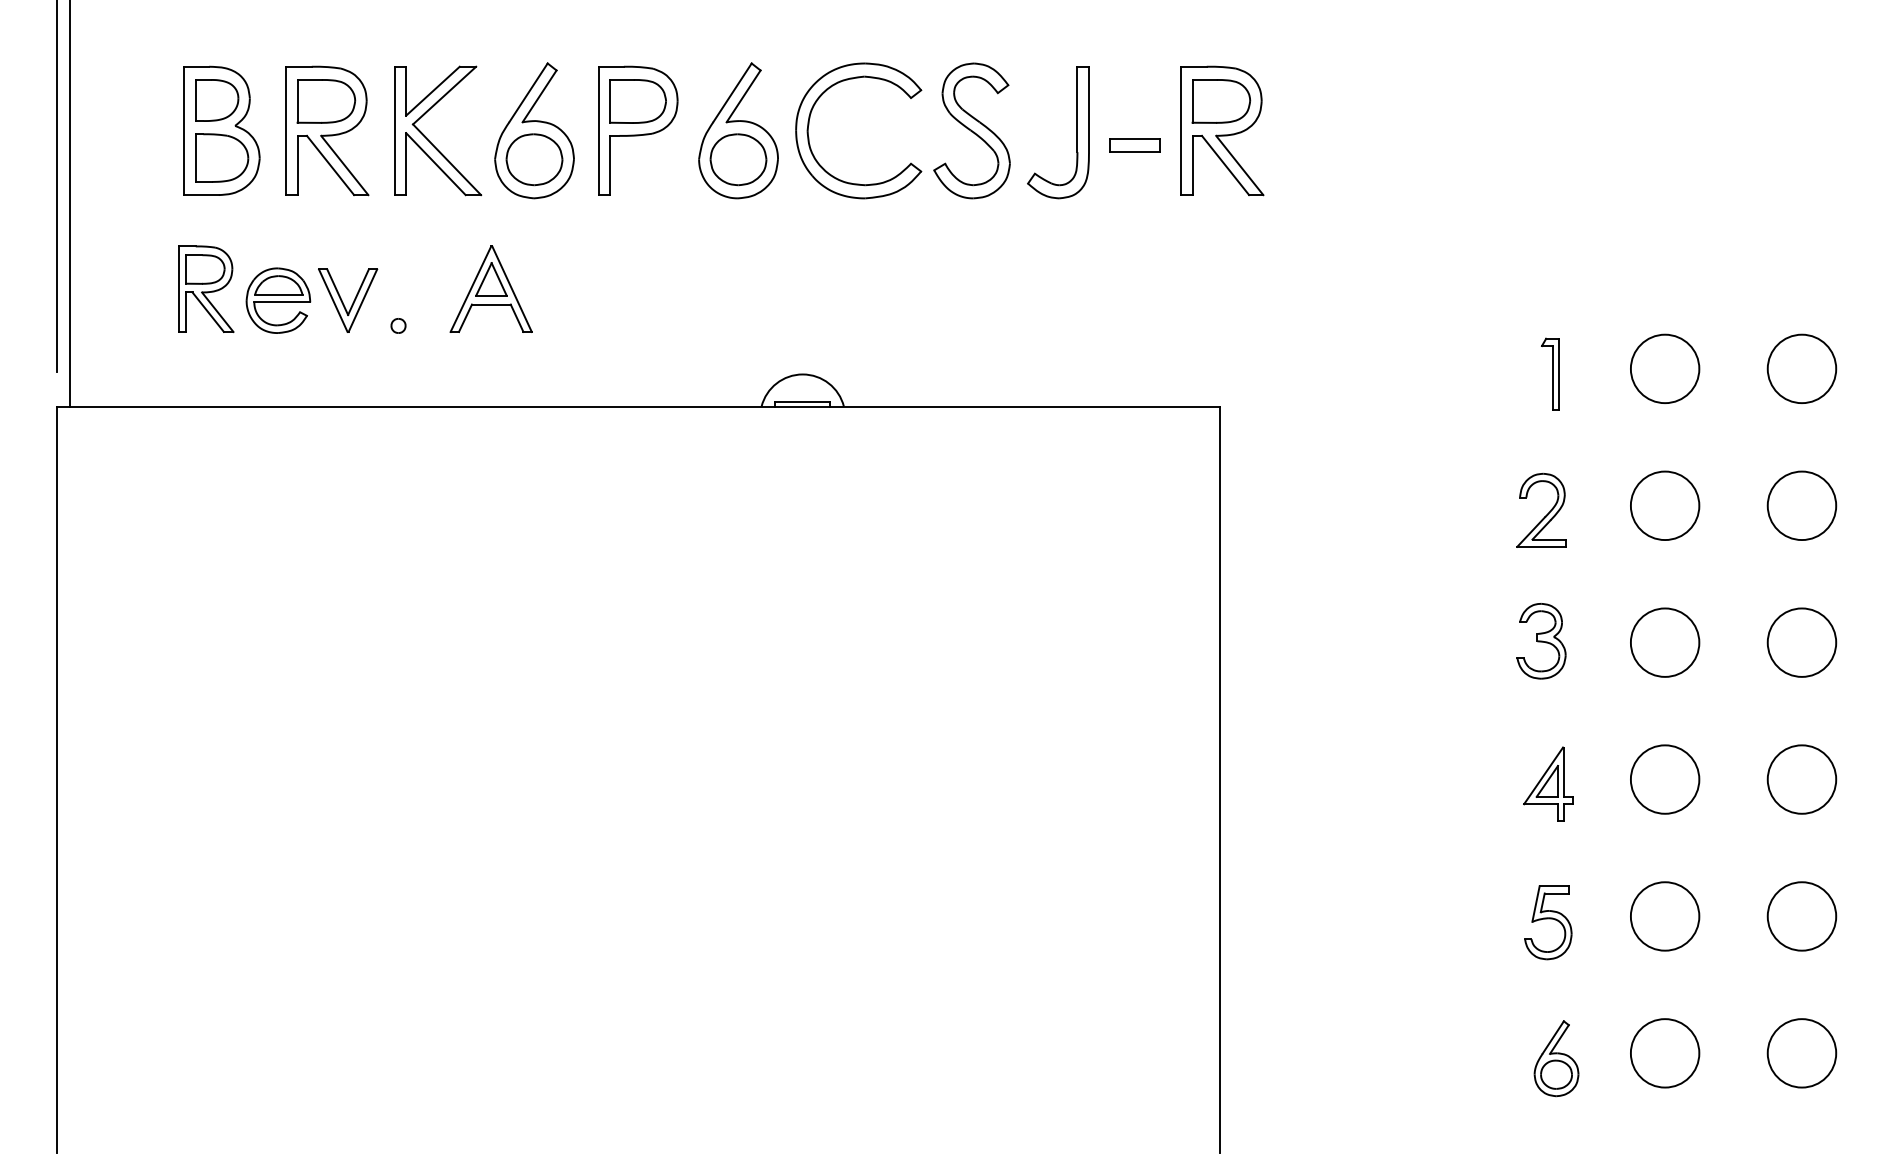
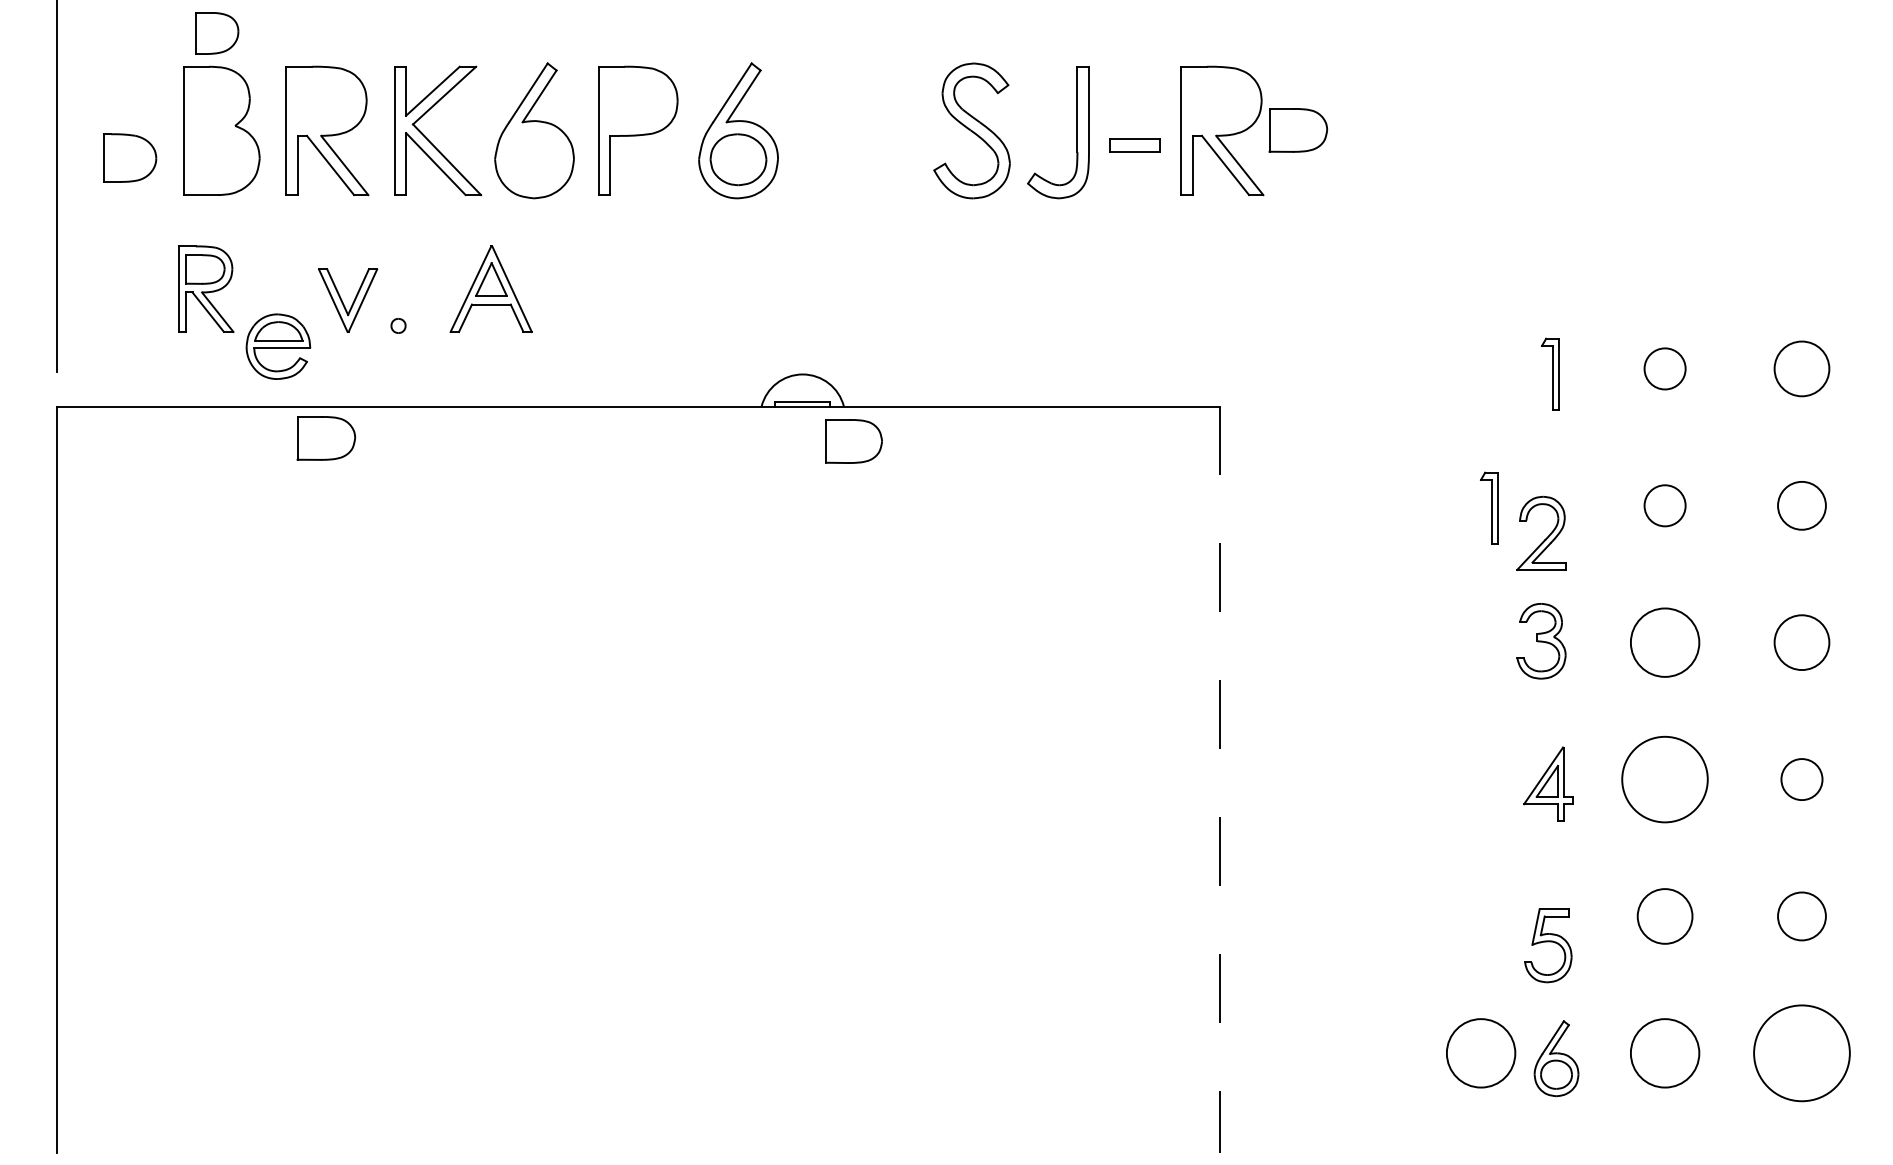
part position: (217, 100) -> (217, 33) (217, 33)
part position: (326, 101) -> (326, 438) (326, 438)
part position: (637, 101) -> (853, 441) (853, 441)
part position: (1221, 101) -> (1298, 130) (1298, 130)
part: present -> none (809, 125)
part position: (222, 157) -> (130, 157) (130, 157)
part: present -> none (534, 159)
line: present -> none (70, 204)
part position: (278, 300) -> (278, 346) (278, 346)
circle diameter: 68 px -> 41 px (1664, 368)
circle diameter: 68 px -> 55 px (1801, 368)
circle diameter: 68 px -> 41 px (1664, 505)
circle diameter: 68 px -> 48 px (1801, 505)
part: none -> present (1489, 507)
part position: (1546, 514) -> (1546, 537) (1546, 537)
circle size: 72x71 px -> 58x57 px (1801, 642)
line: solid -> dashed (1220, 779)
circle size: 71x71 px -> 88x89 px (1664, 779)
circle diameter: 68 px -> 41 px (1801, 779)
circle diameter: 68 px -> 55 px (1664, 916)
circle diameter: 68 px -> 48 px (1801, 916)
part position: (1548, 922) -> (1548, 945) (1548, 945)
circle: none -> present (1481, 1053)
circle diameter: 68 px -> 96 px (1801, 1053)
